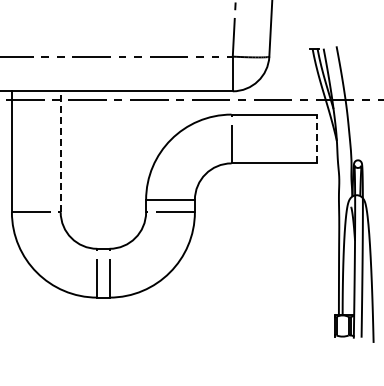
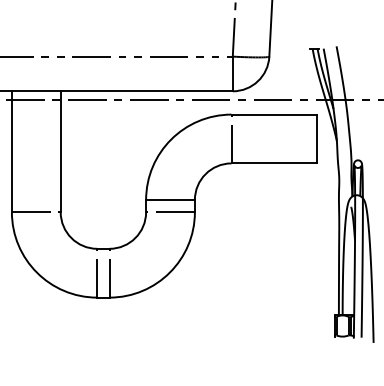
line: dashed -> solid (316, 138)
line: dashed -> solid (60, 151)
